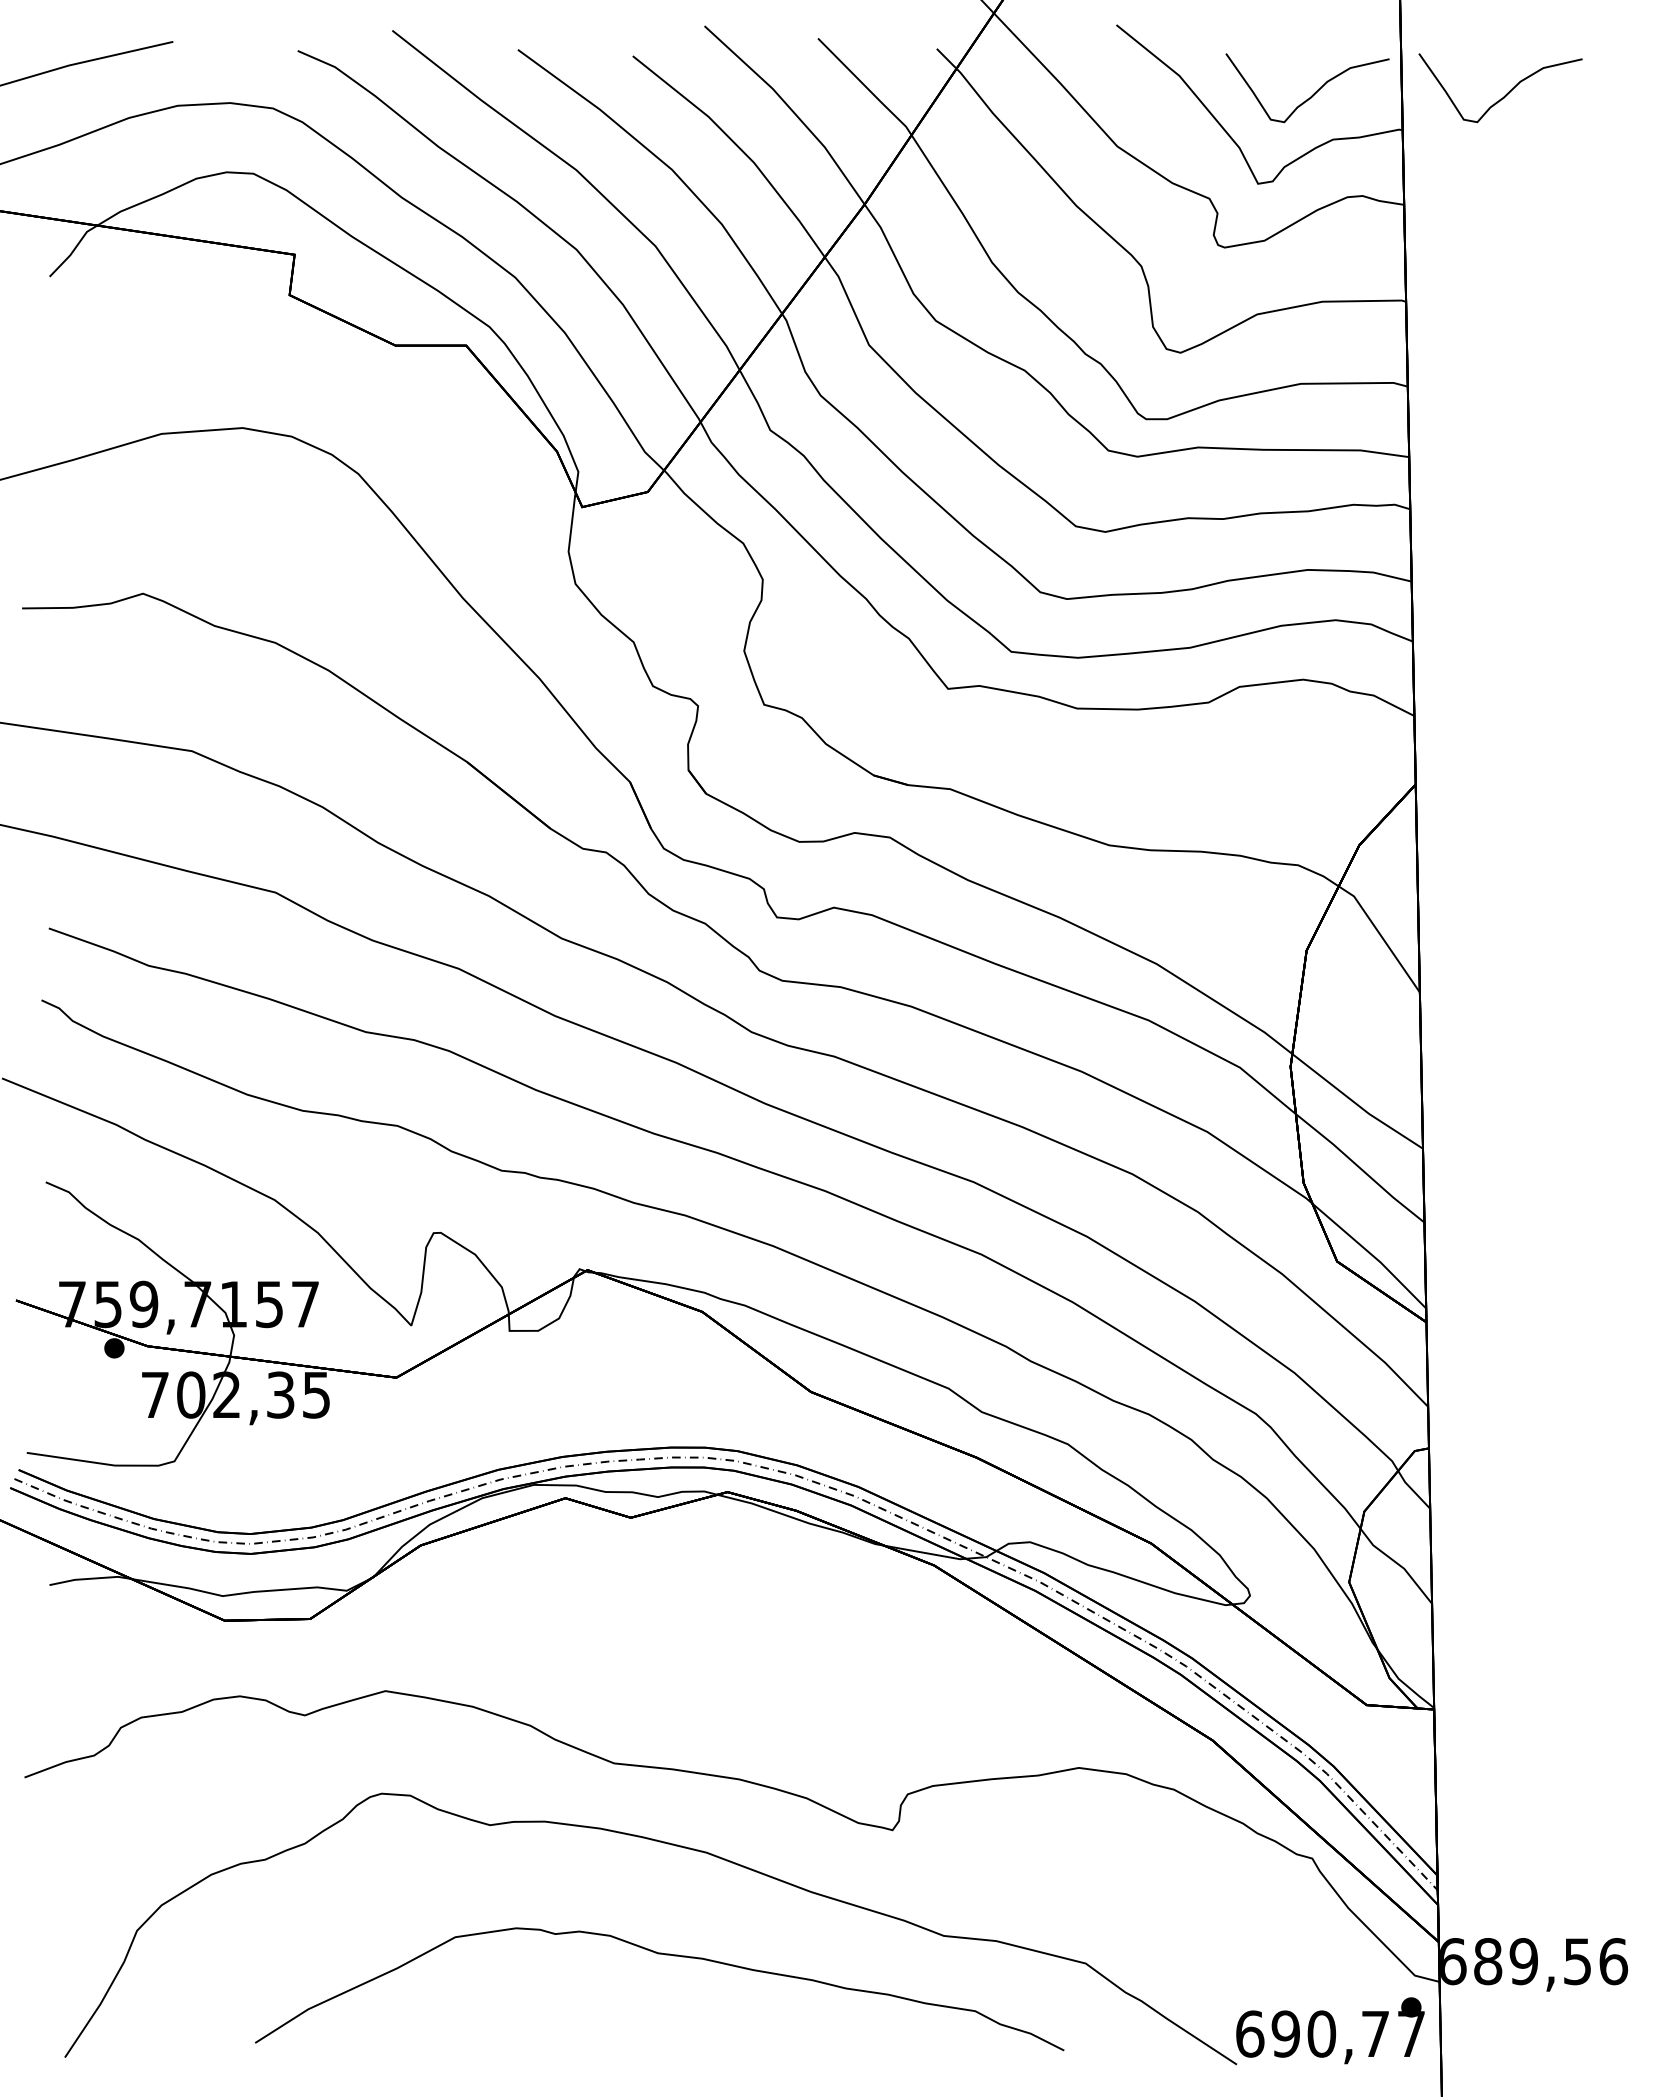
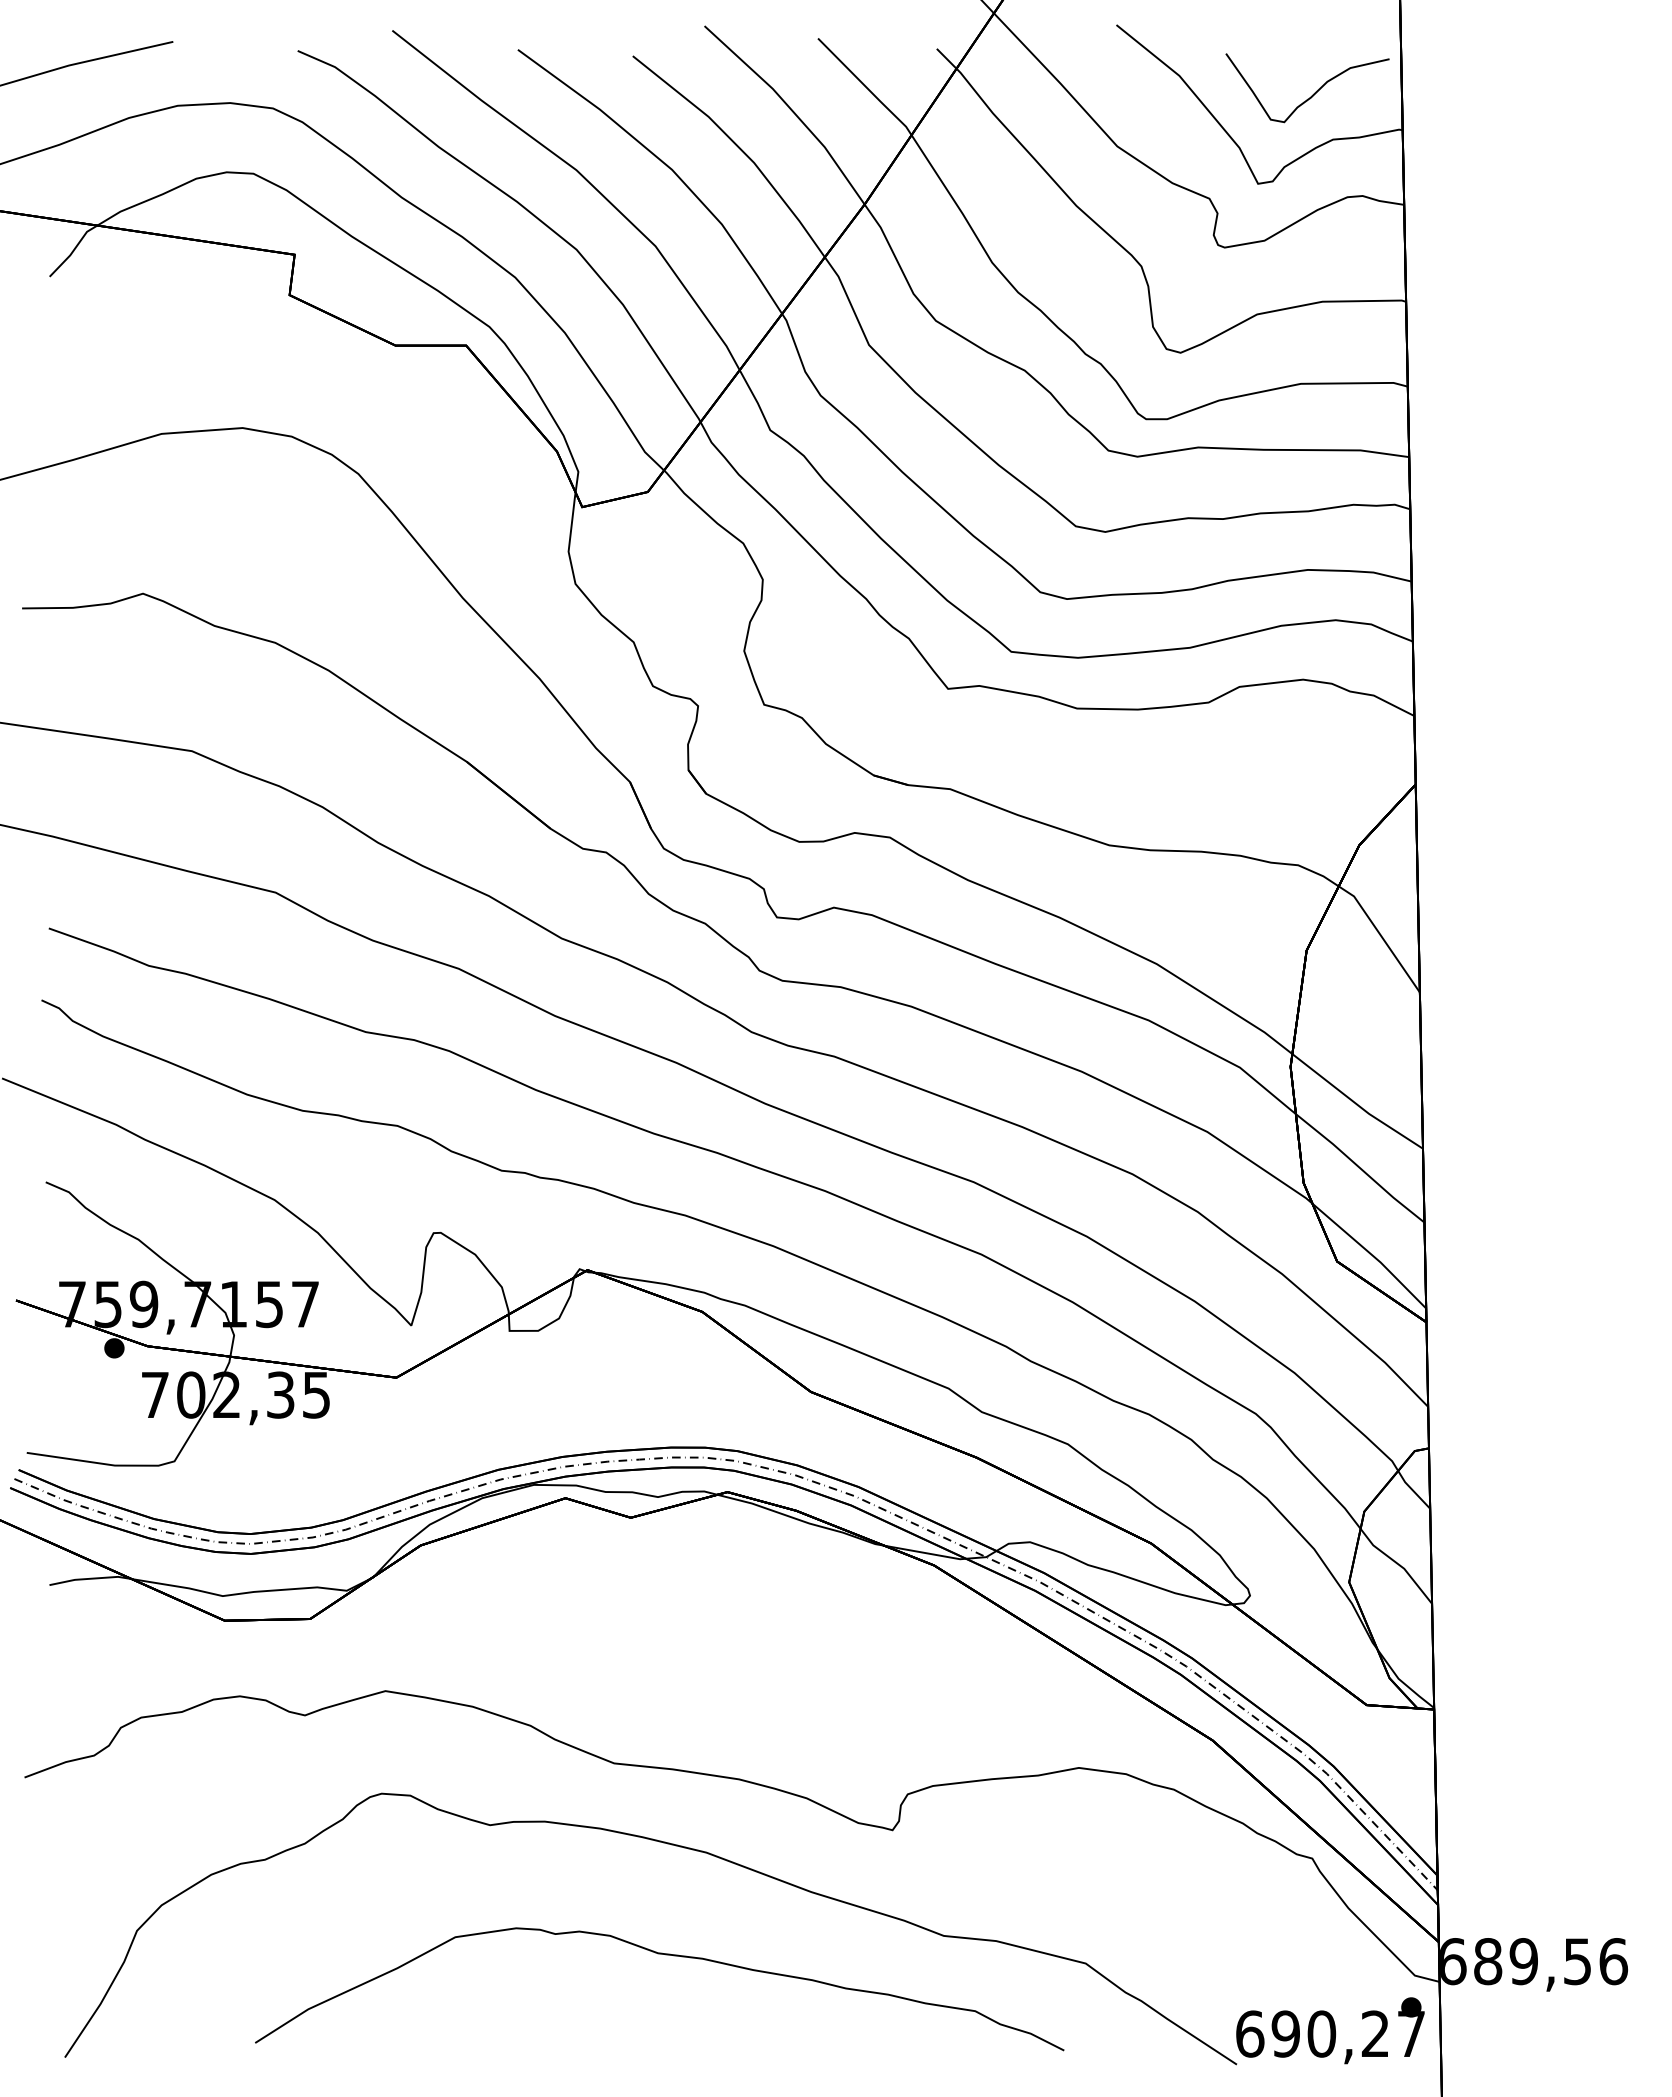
curve: present -> none (1506, 93)
text: 690,77 -> 690,27 (1374, 2033)
